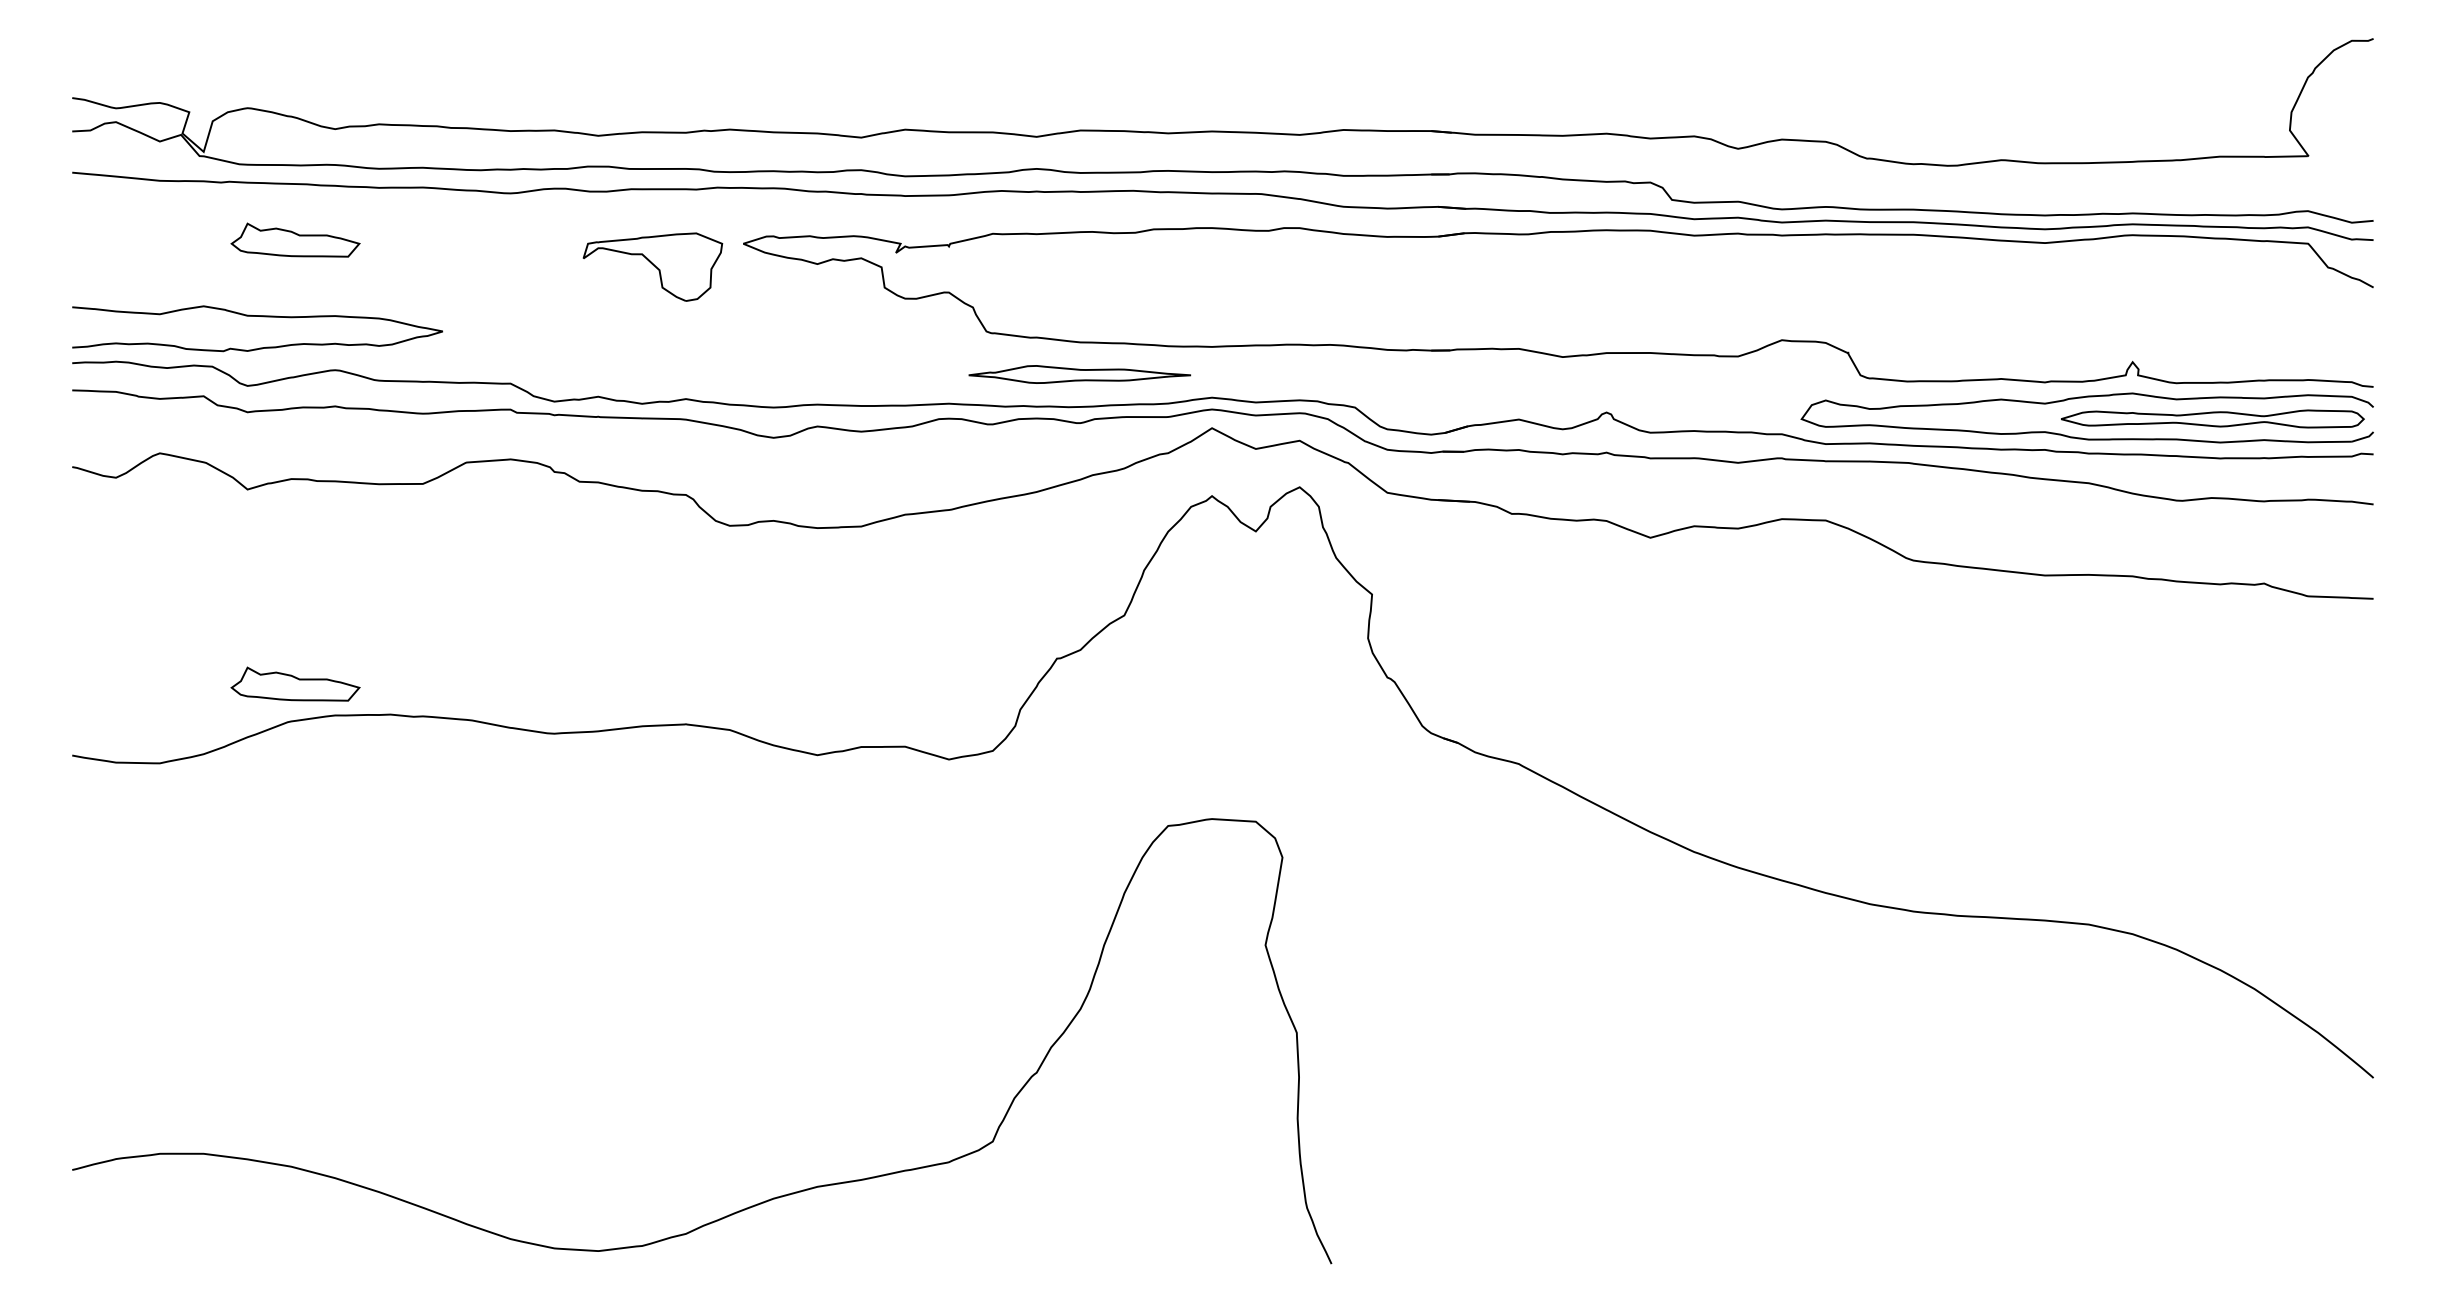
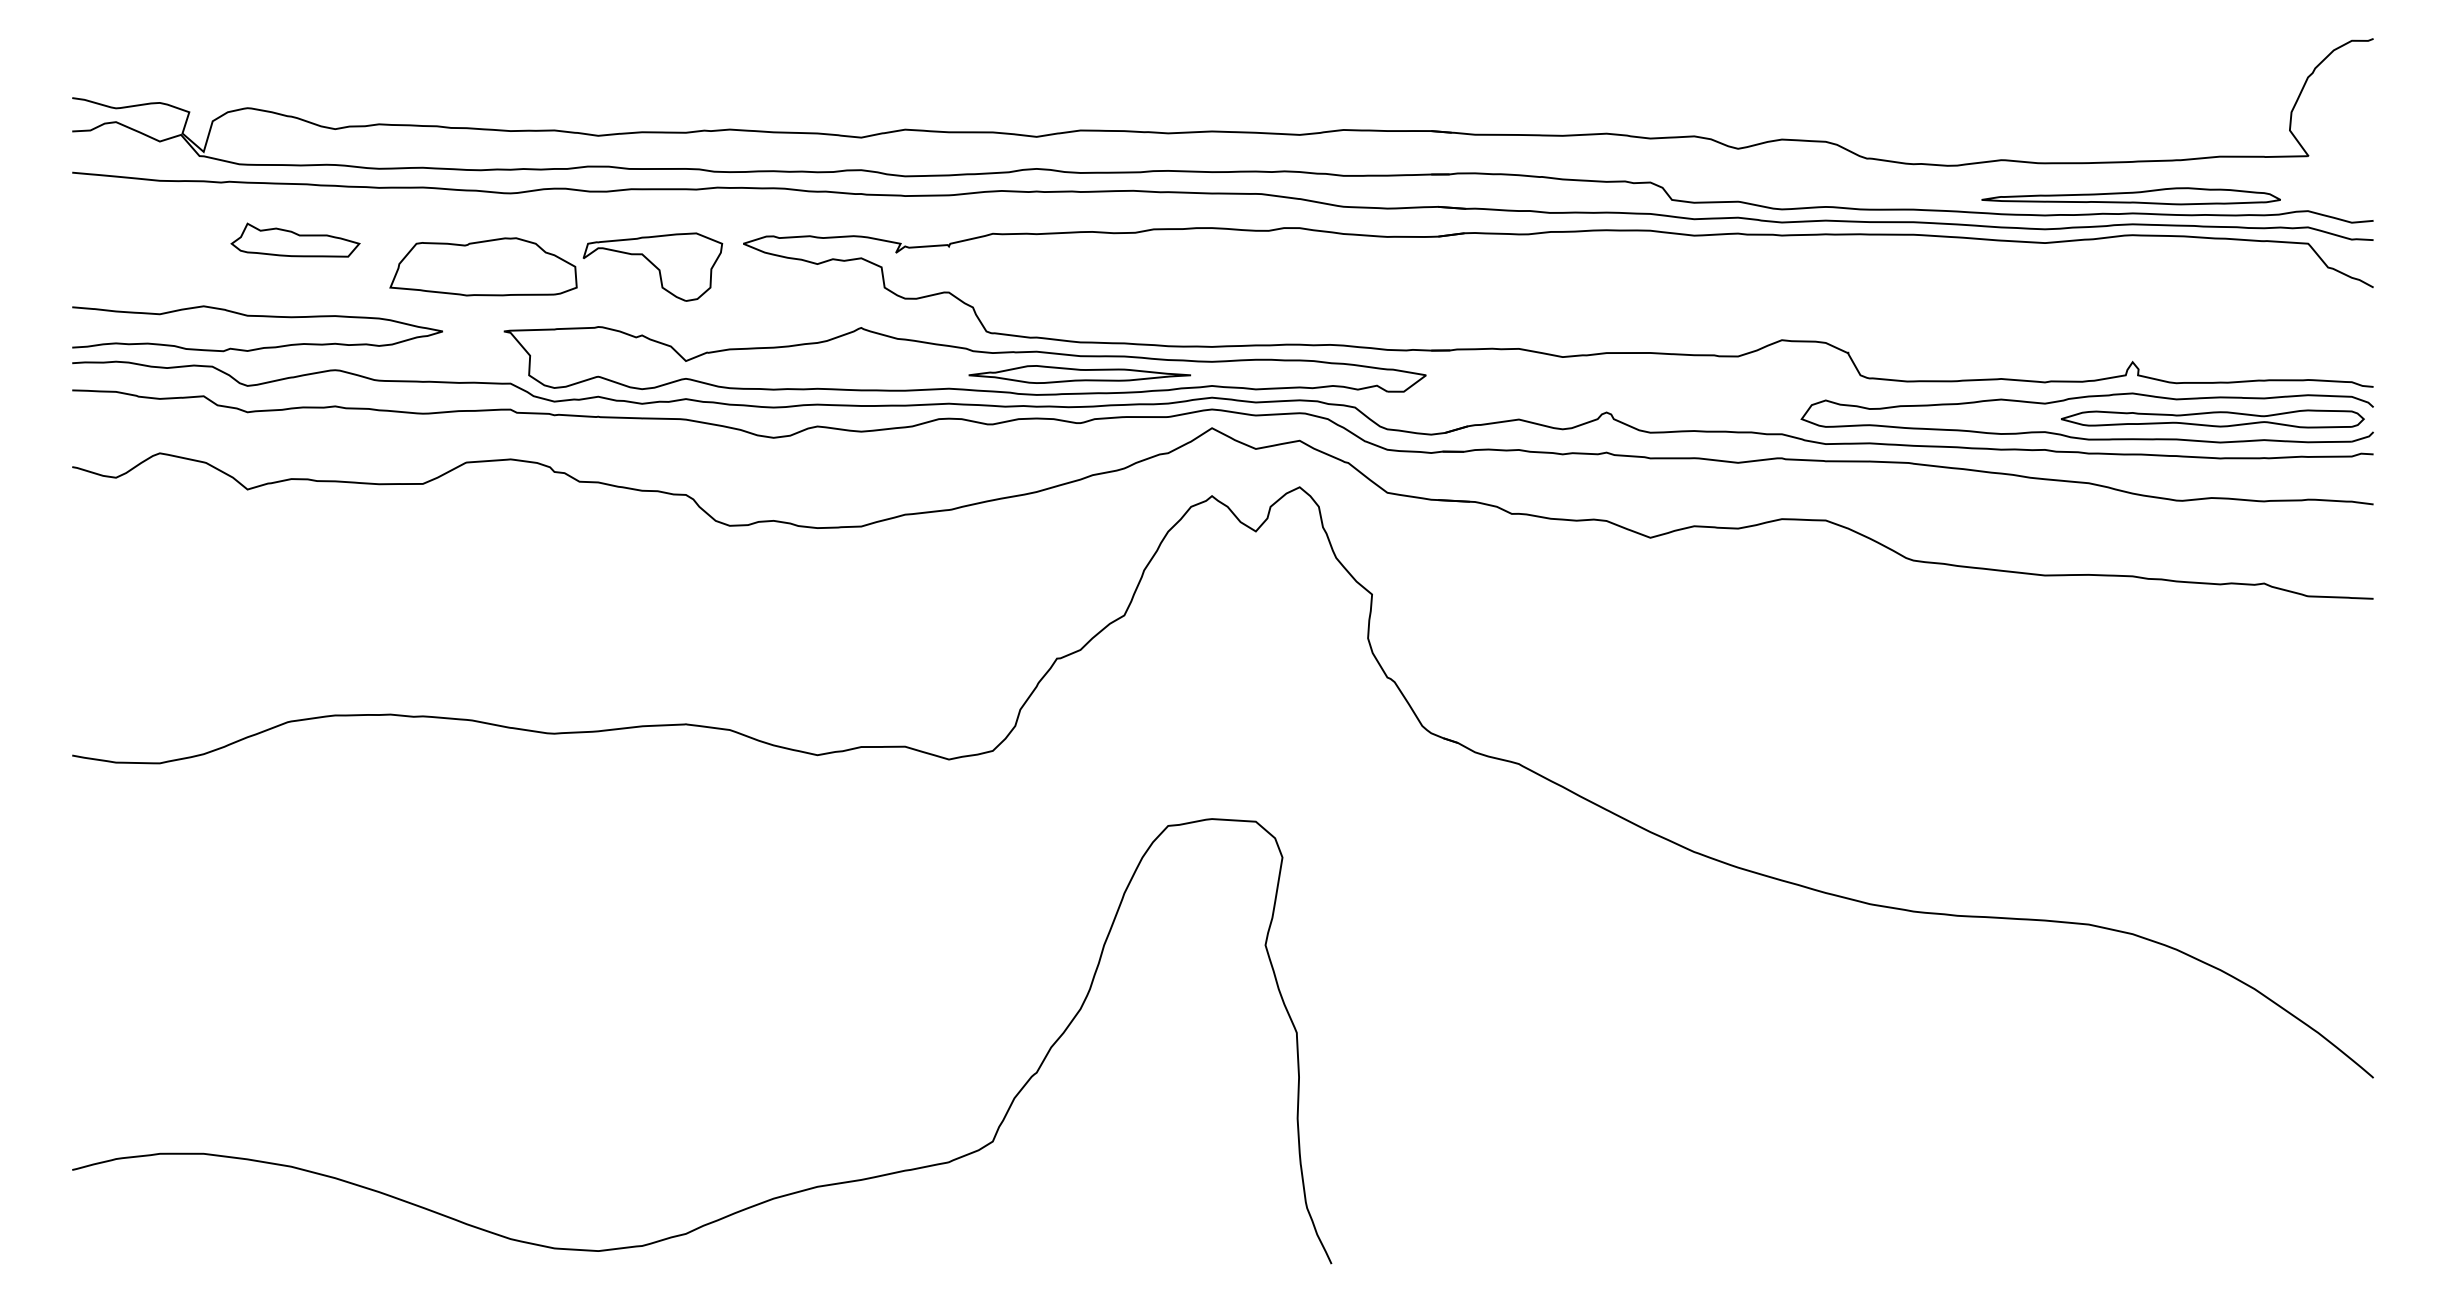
part: none -> present (2130, 196)
part: none -> present (483, 266)
part: none -> present (964, 360)
part: present -> none (295, 683)
